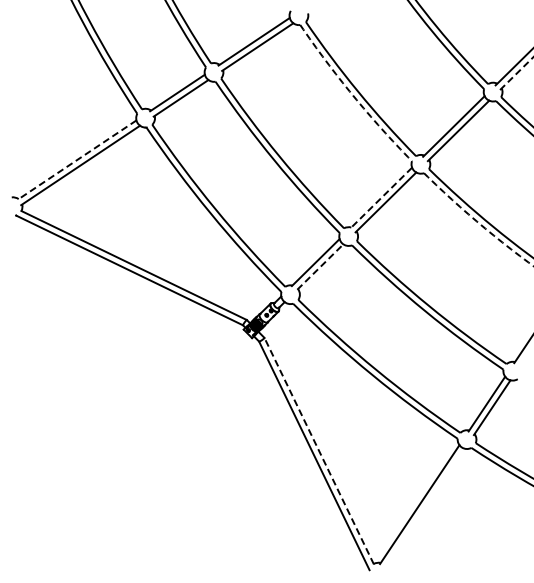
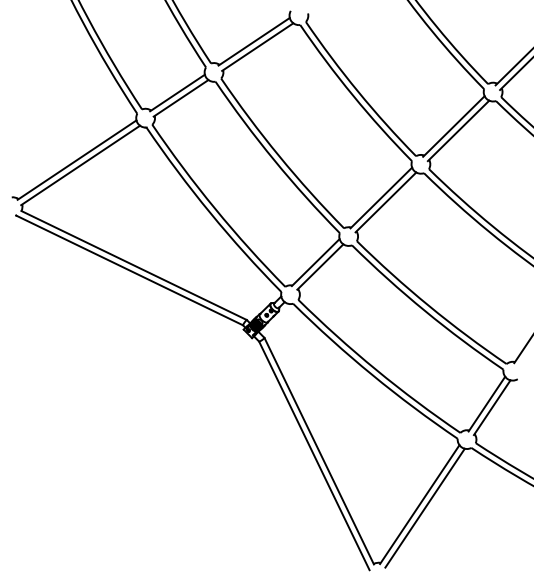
line: dashed -> solid (517, 73)
arc: dashed -> solid (353, 95)
line: dashed -> solid (76, 160)
line: dashed -> solid (380, 198)
arc: dashed -> solid (477, 221)
line: dashed -> solid (320, 266)
line: dashed -> solid (319, 451)
line: none -> present (424, 507)
